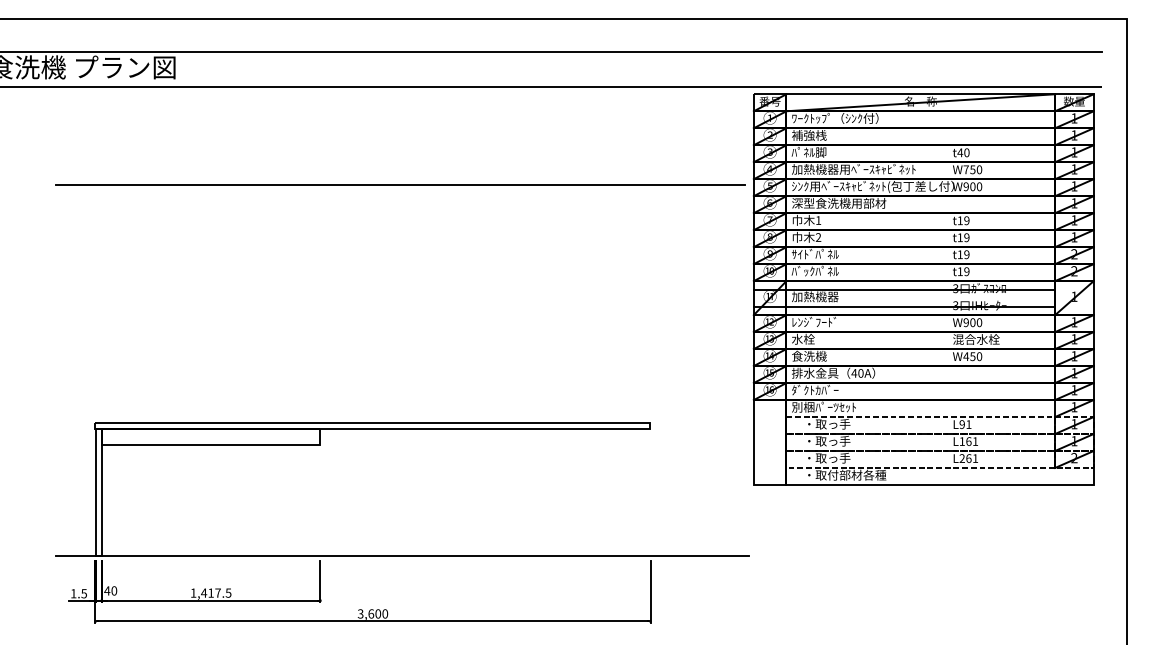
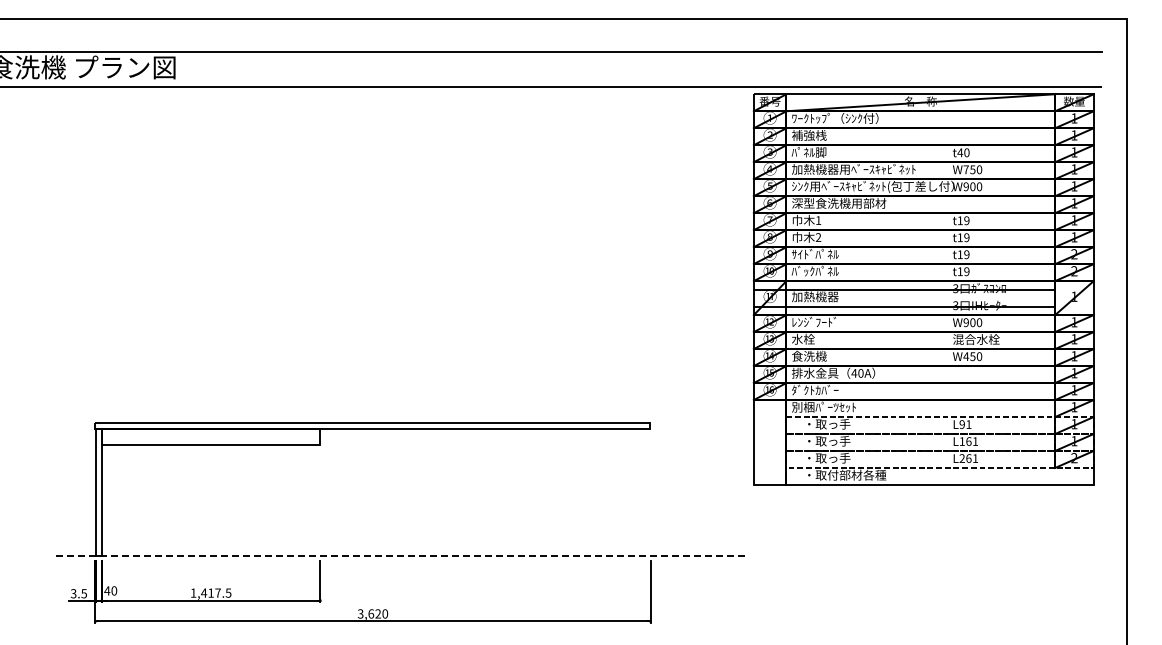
line: present -> none (399, 185)
line: solid -> dashed (402, 555)
text: 1.5 -> 3.5 (73, 593)
text: 3,600 -> 3,620 (378, 613)
